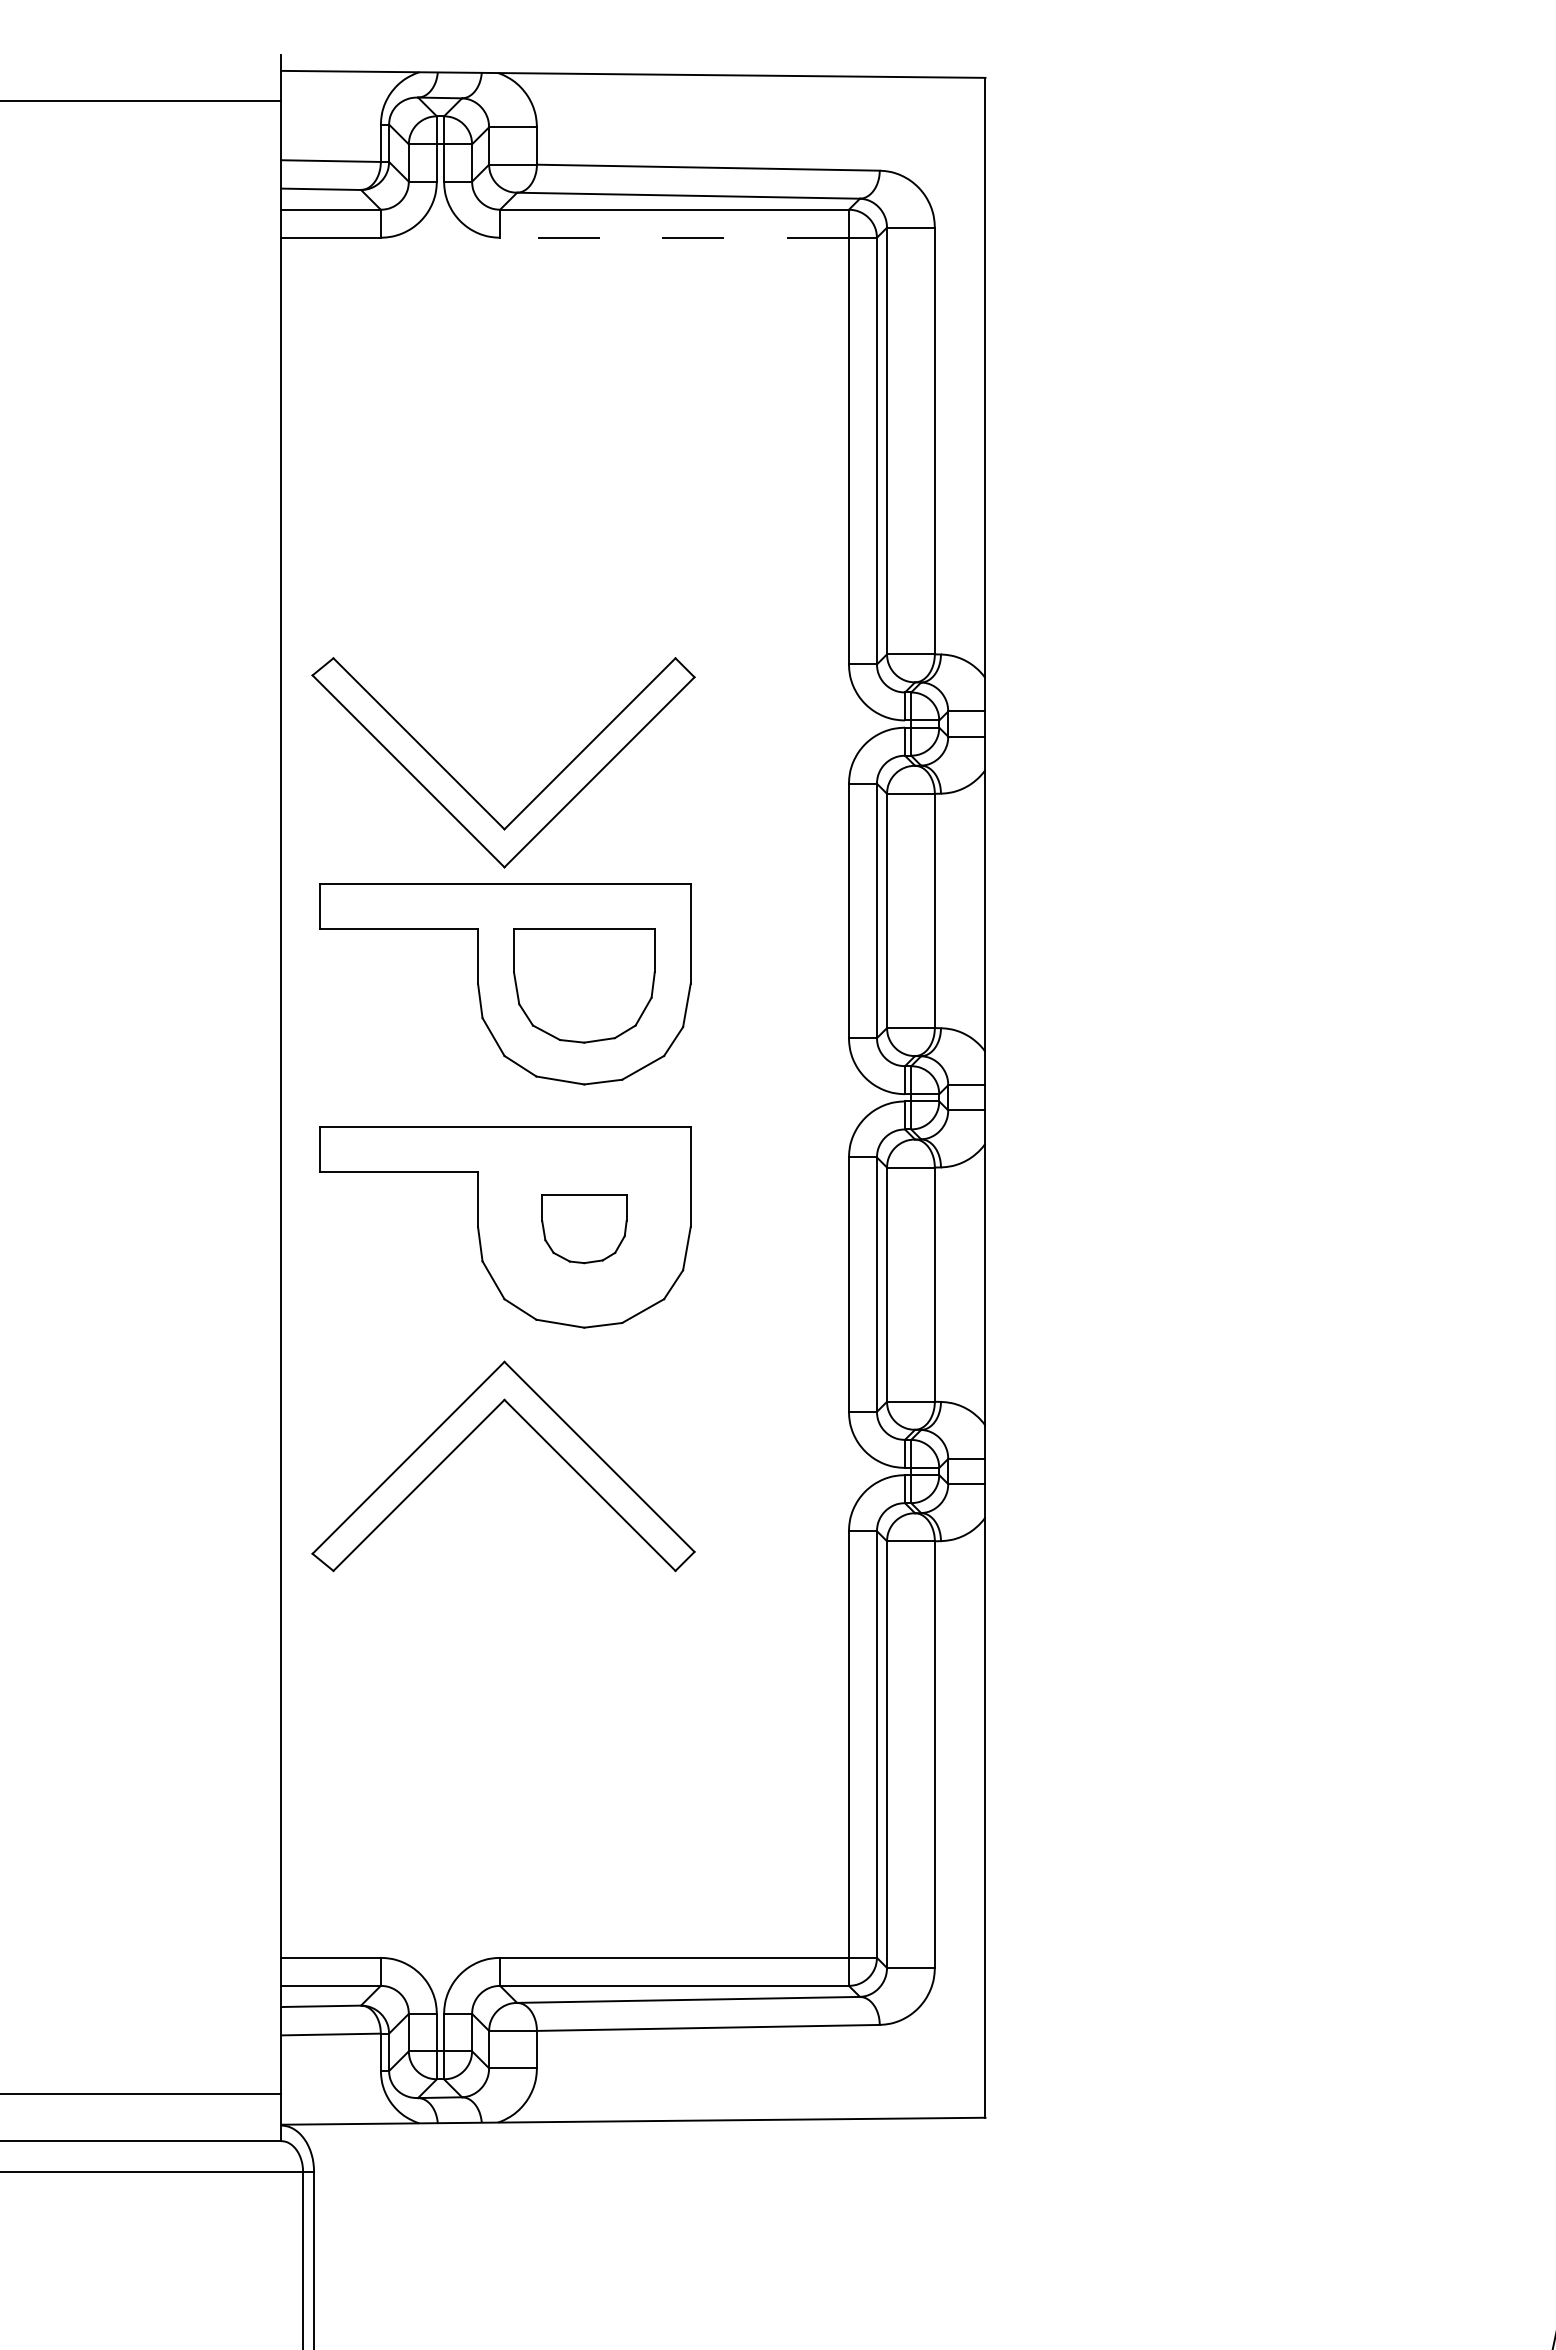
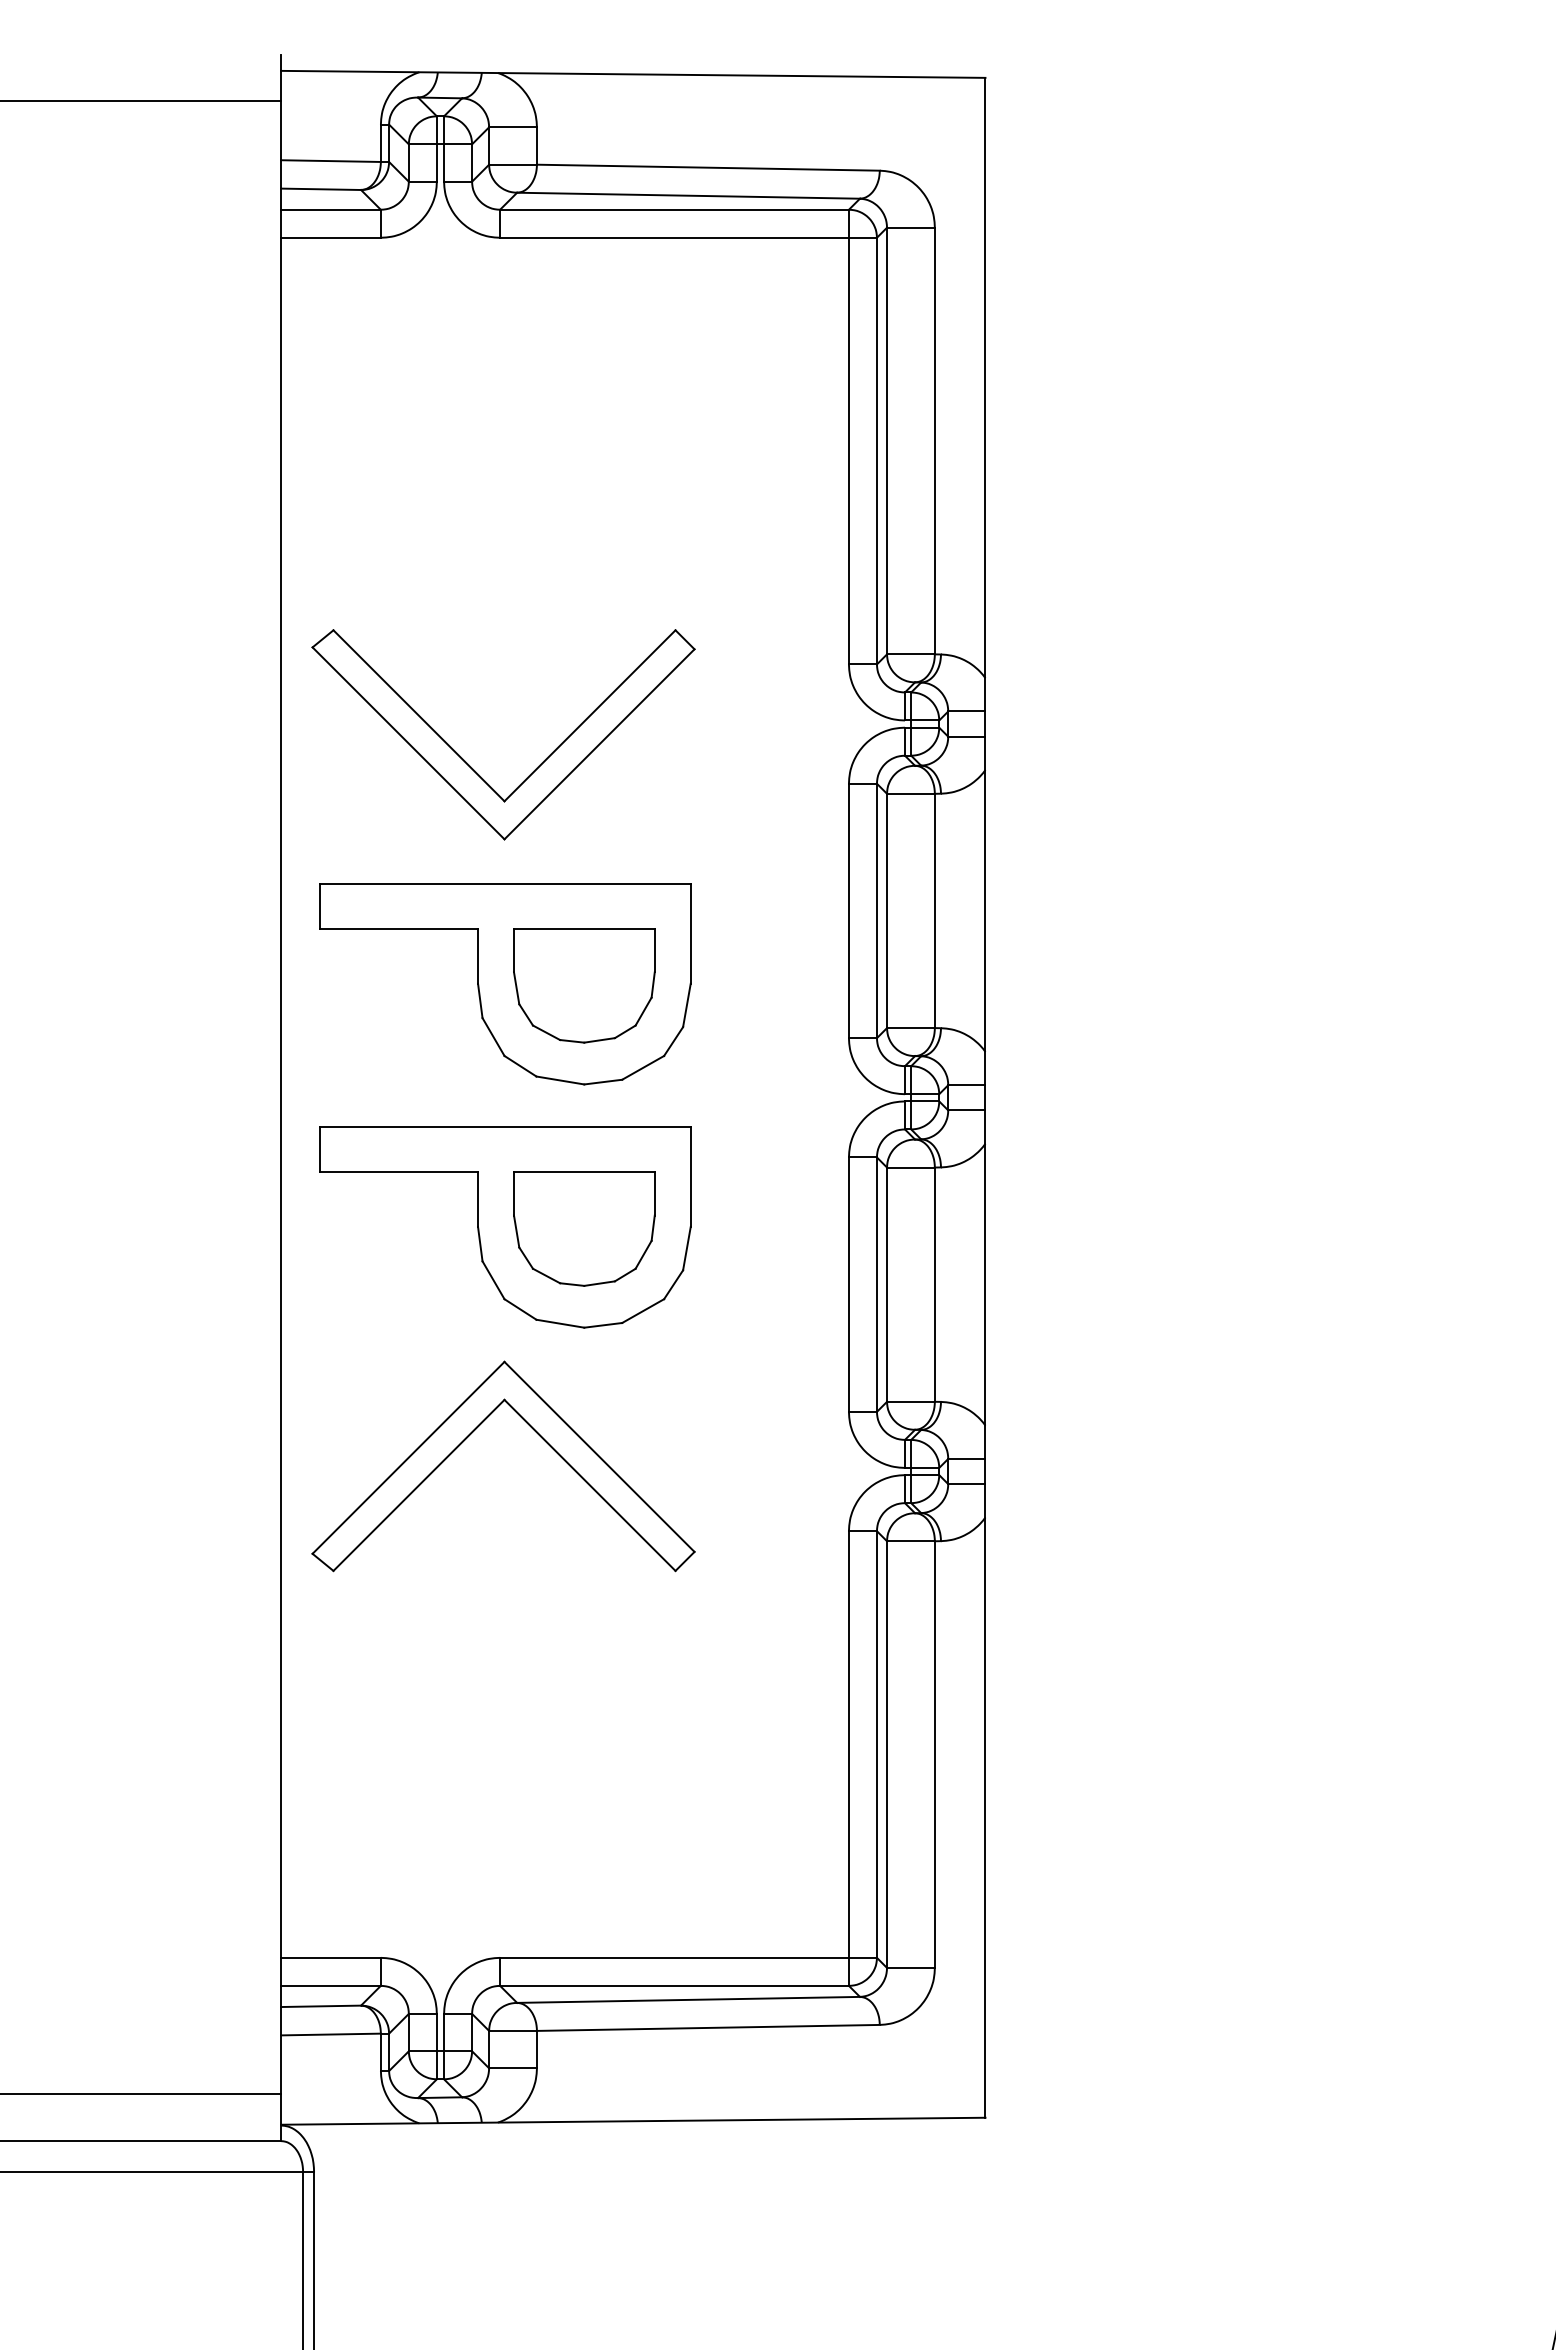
line: dashed -> solid (674, 237)
part position: (471, 794) -> (471, 766) (471, 766)
part size: 87x71 px -> 143x116 px (584, 1228)
